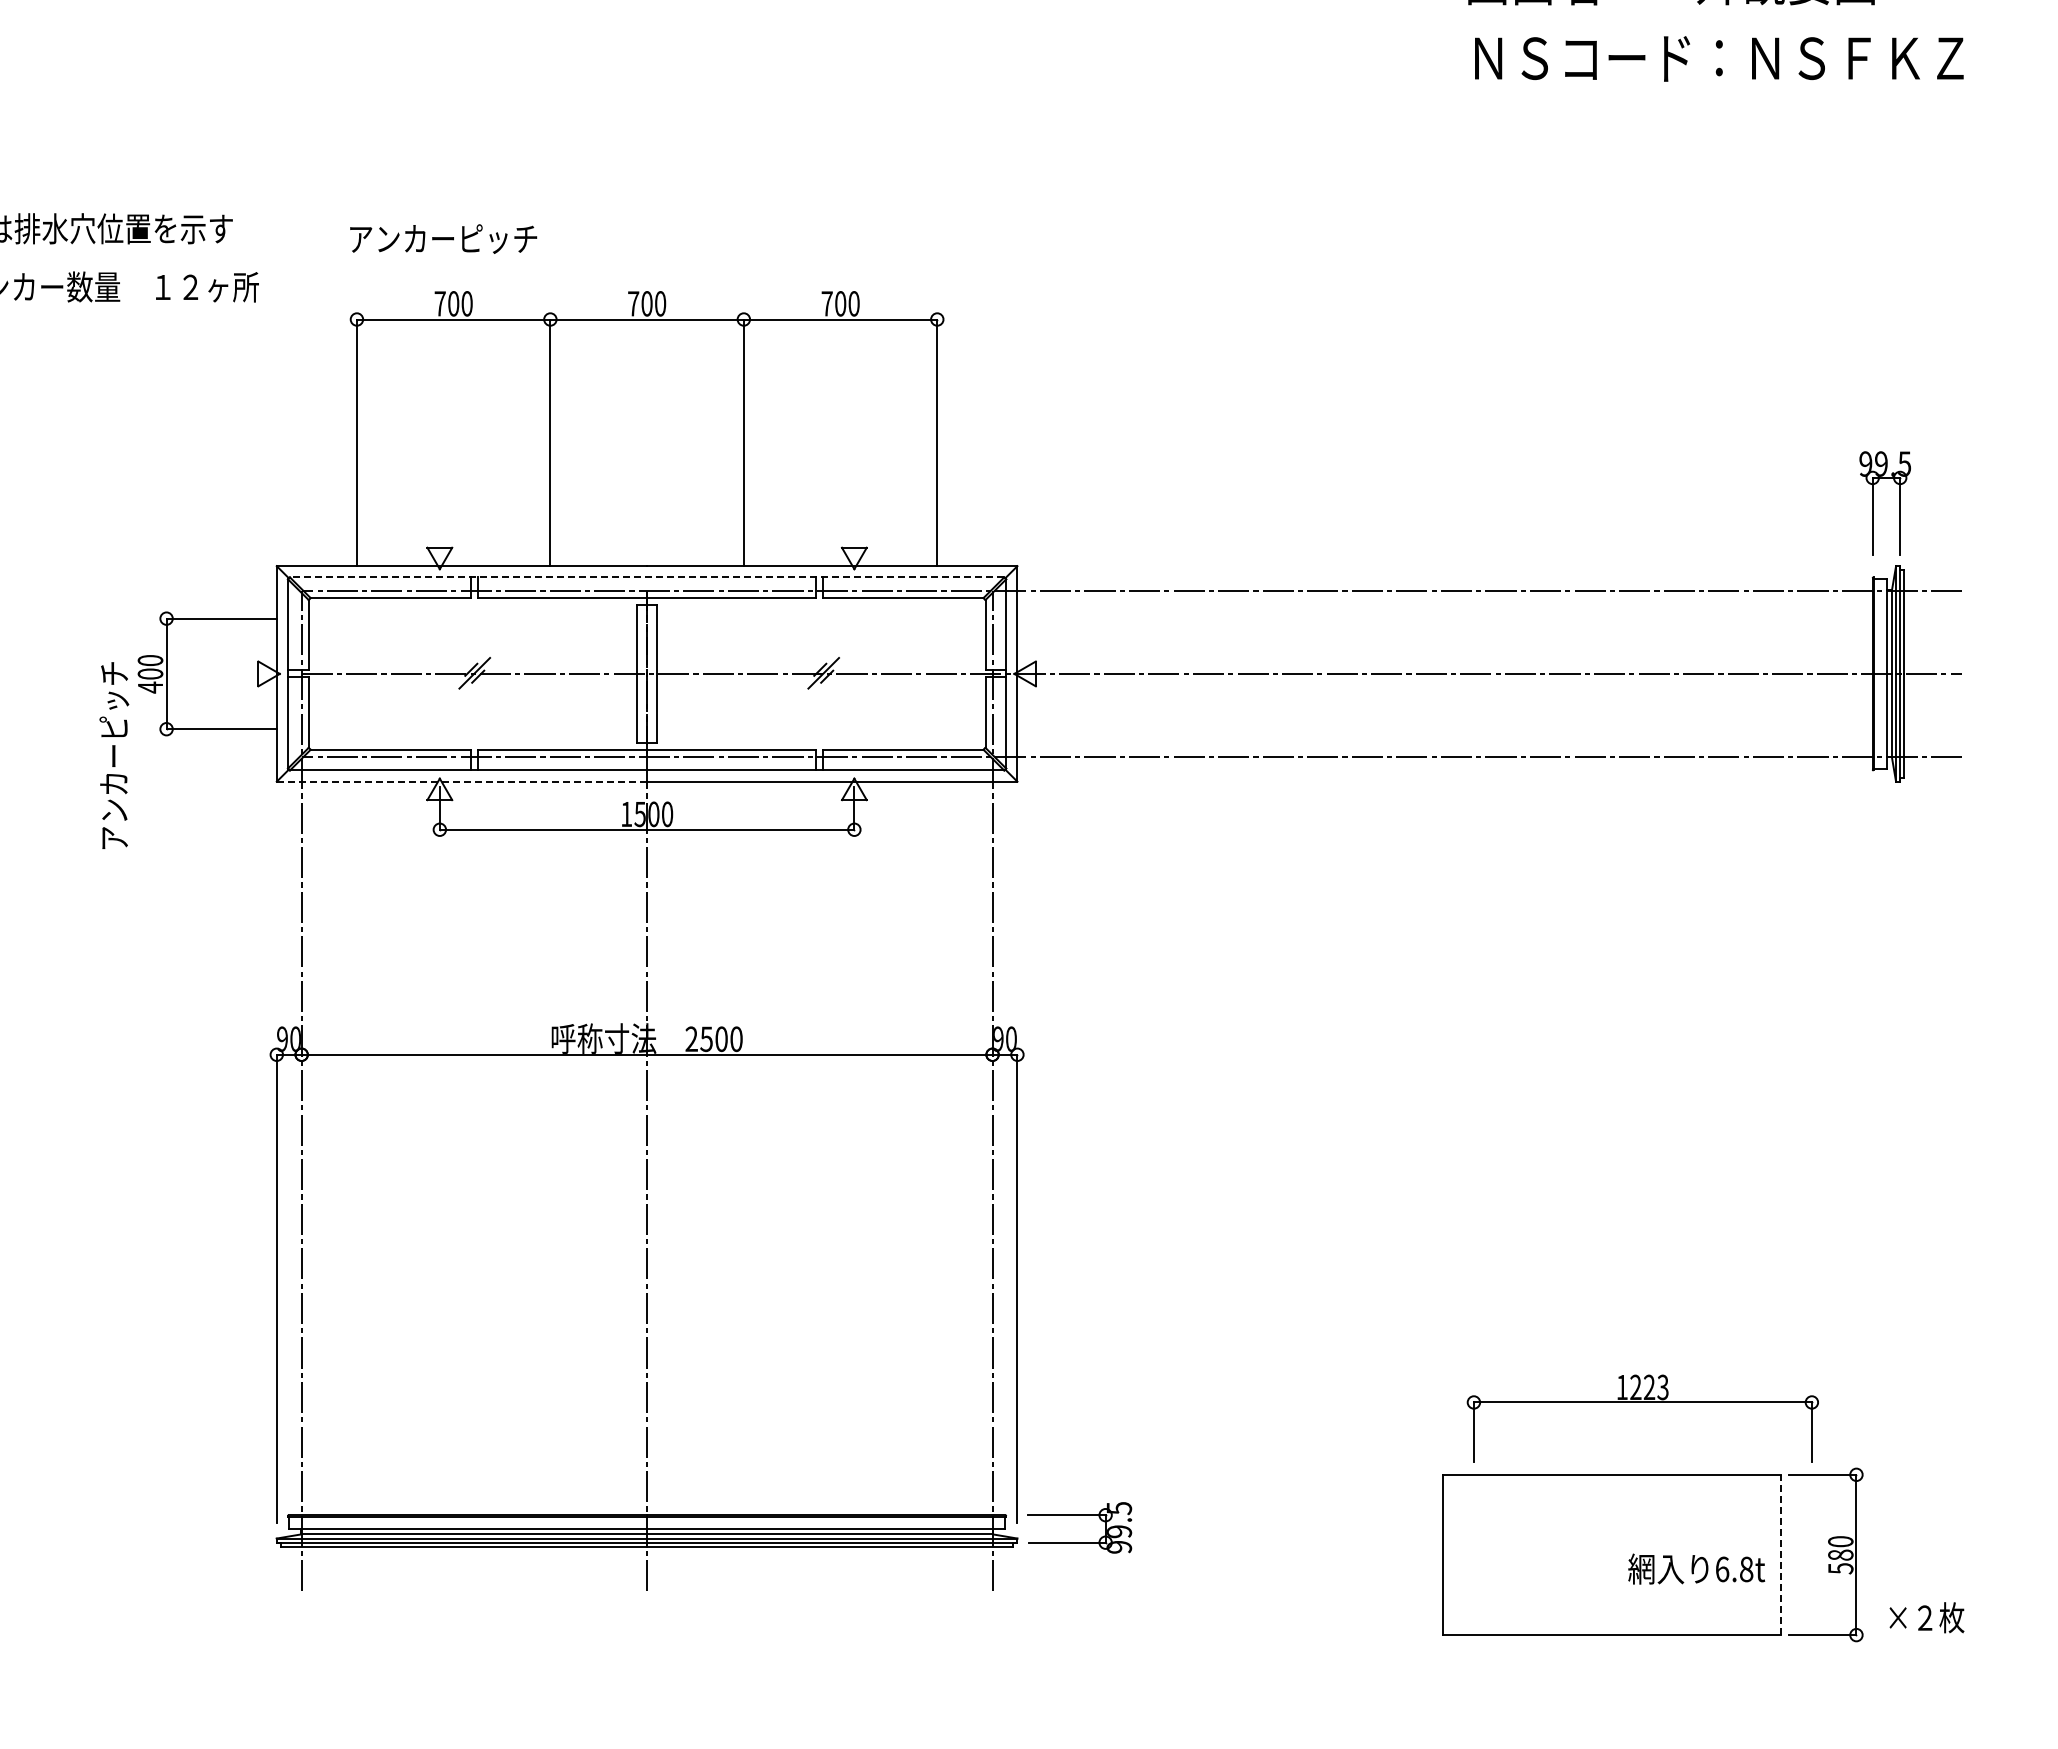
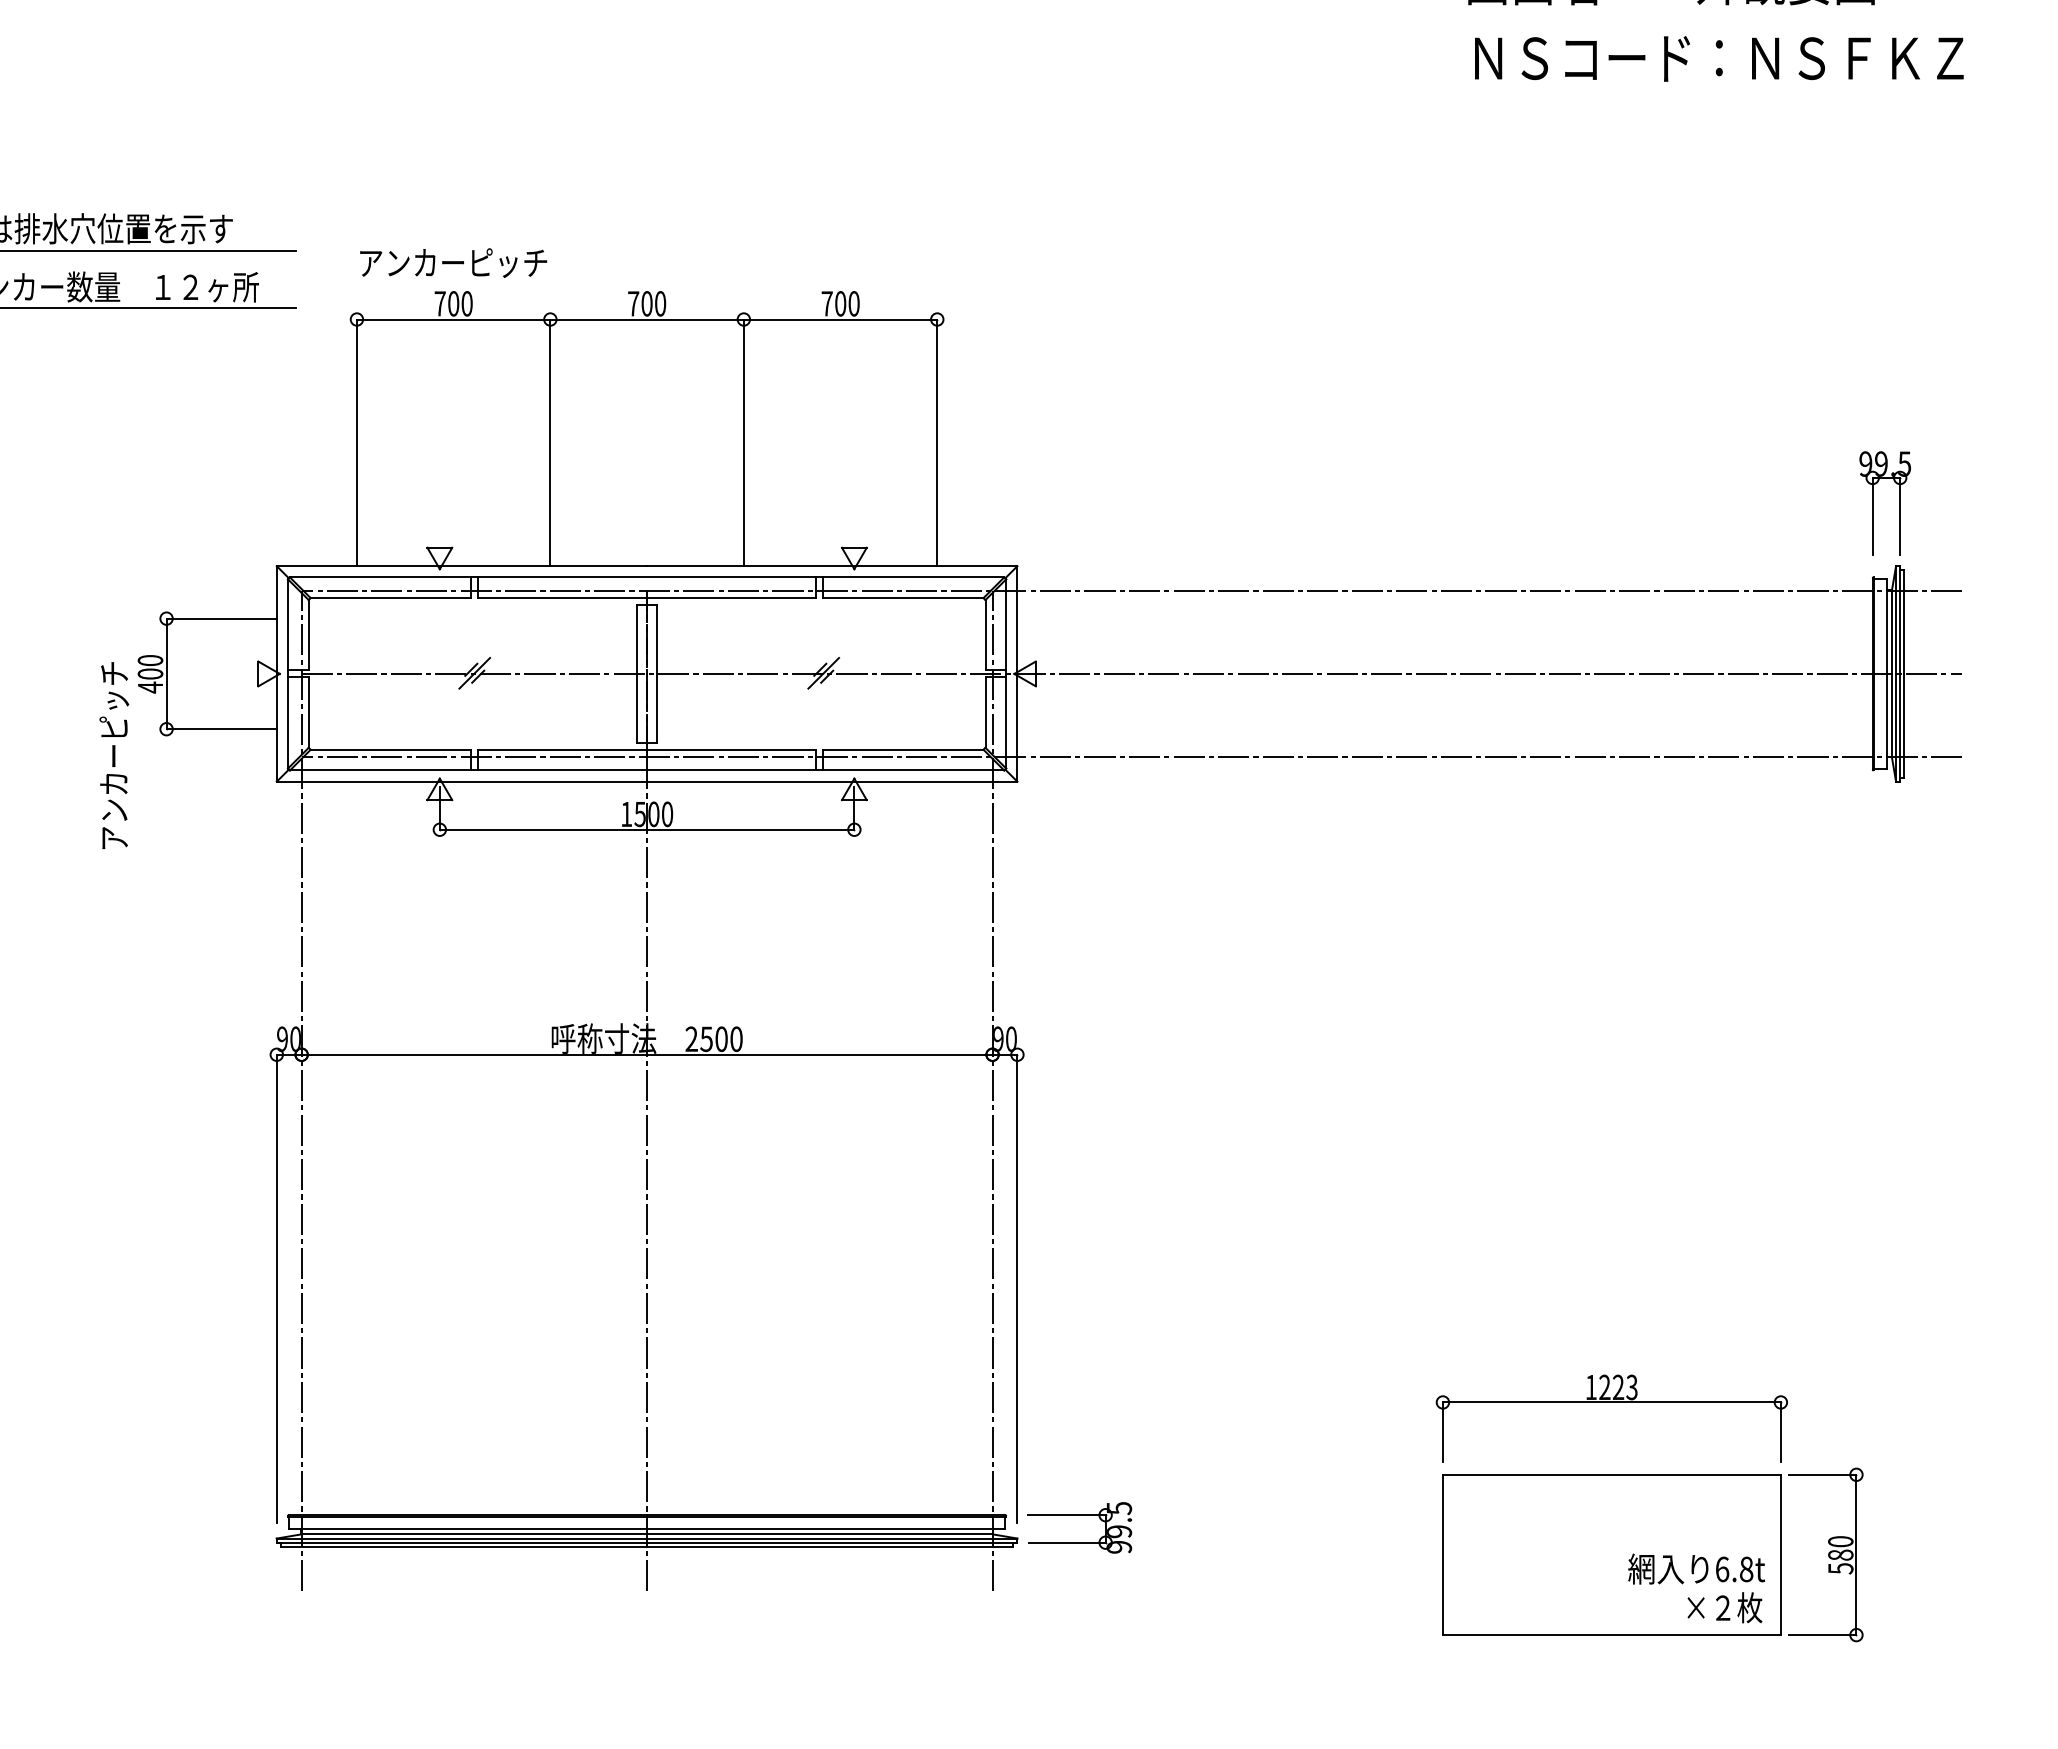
text position: (443, 238) -> (453, 262) (453, 262)
line: none -> present (149, 251)
line: none -> present (149, 307)
line: dashed -> solid (646, 577)
line: dashed -> solid (462, 781)
part position: (1642, 1402) -> (1611, 1402) (1611, 1402)
line: dashed -> solid (1780, 1554)
text position: (1926, 1617) -> (1724, 1607) (1724, 1607)
